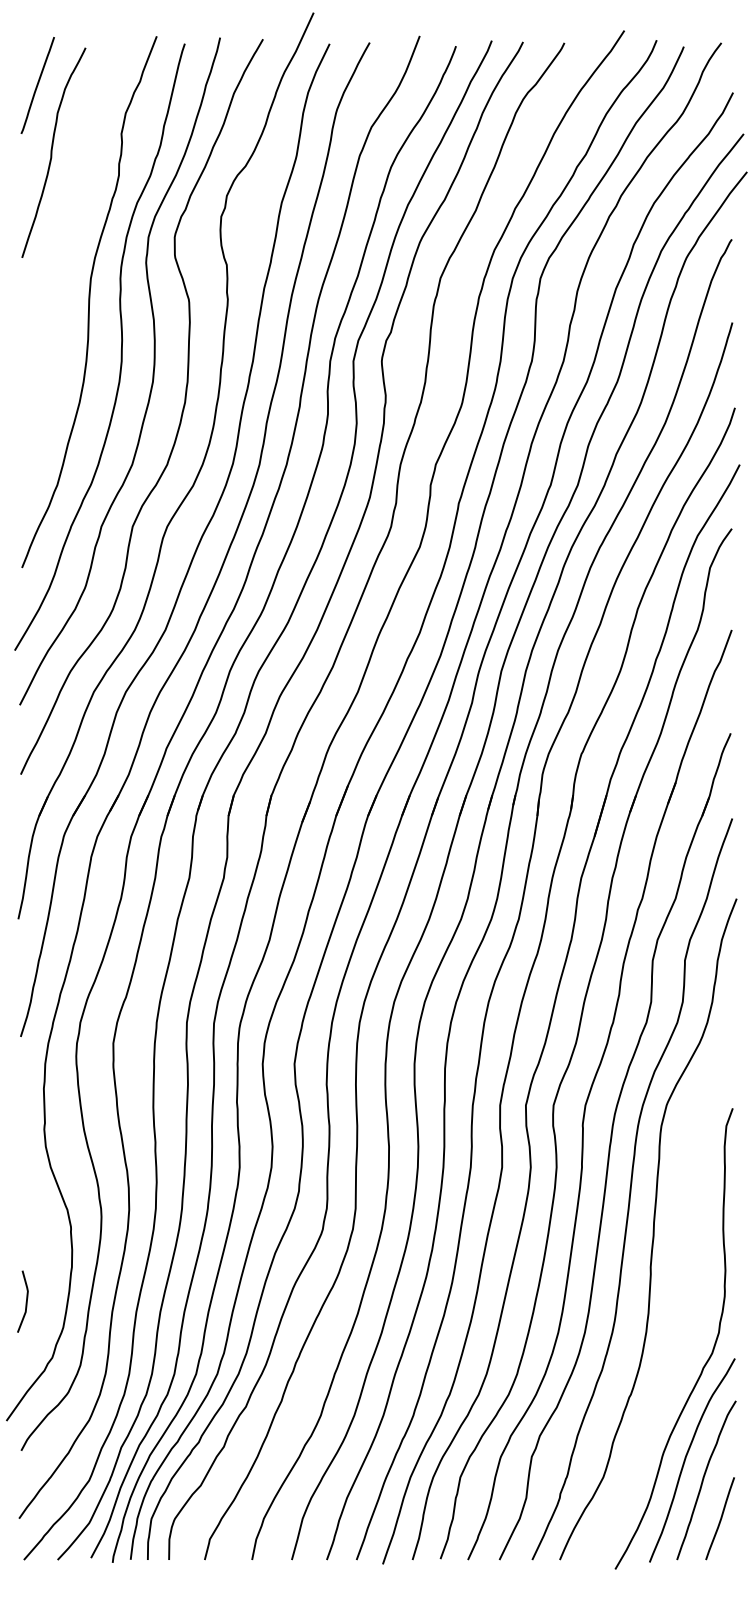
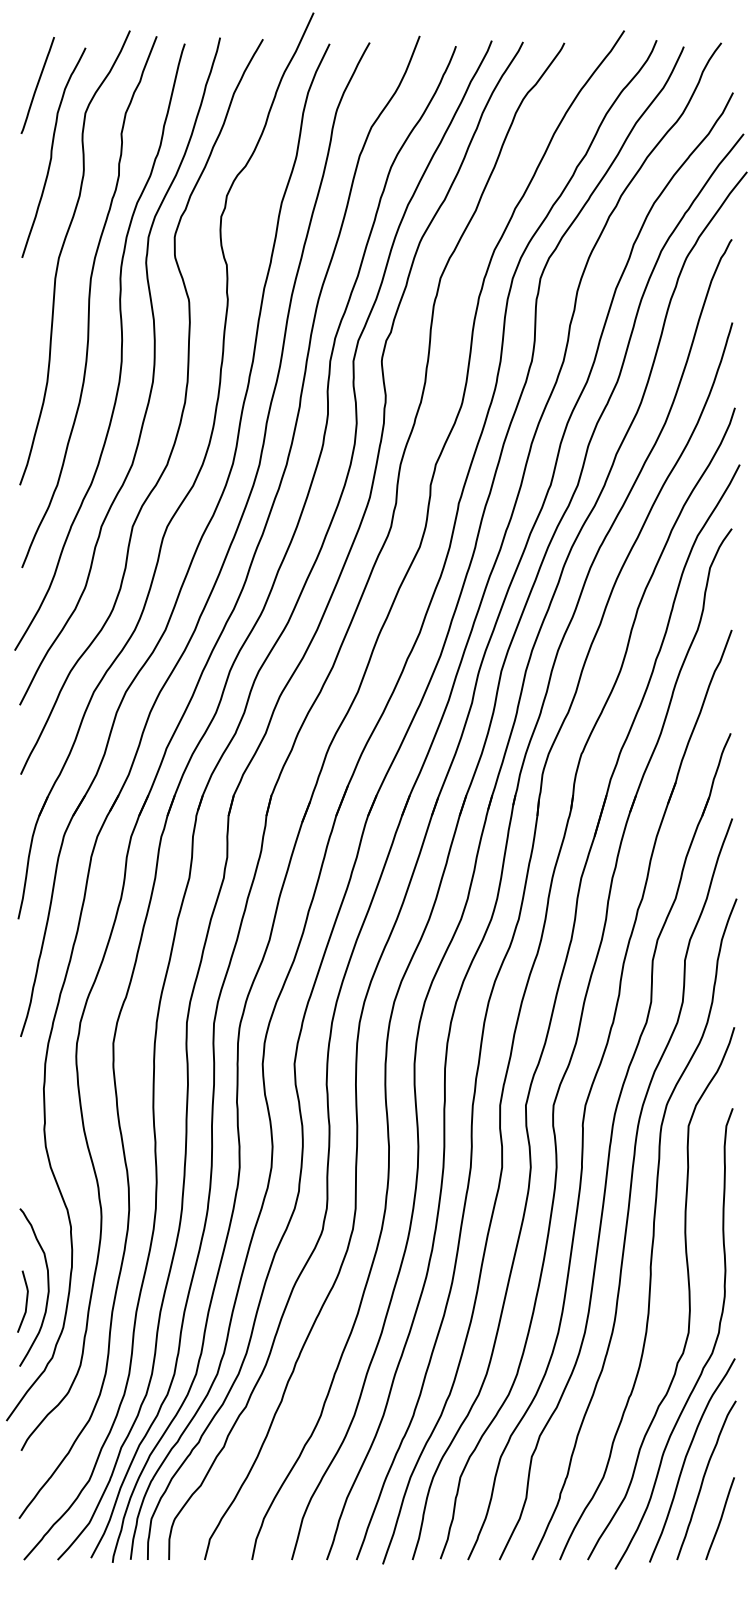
curve: none -> present (61, 253)
curve: none -> present (47, 1287)
curve: none -> present (688, 1293)
